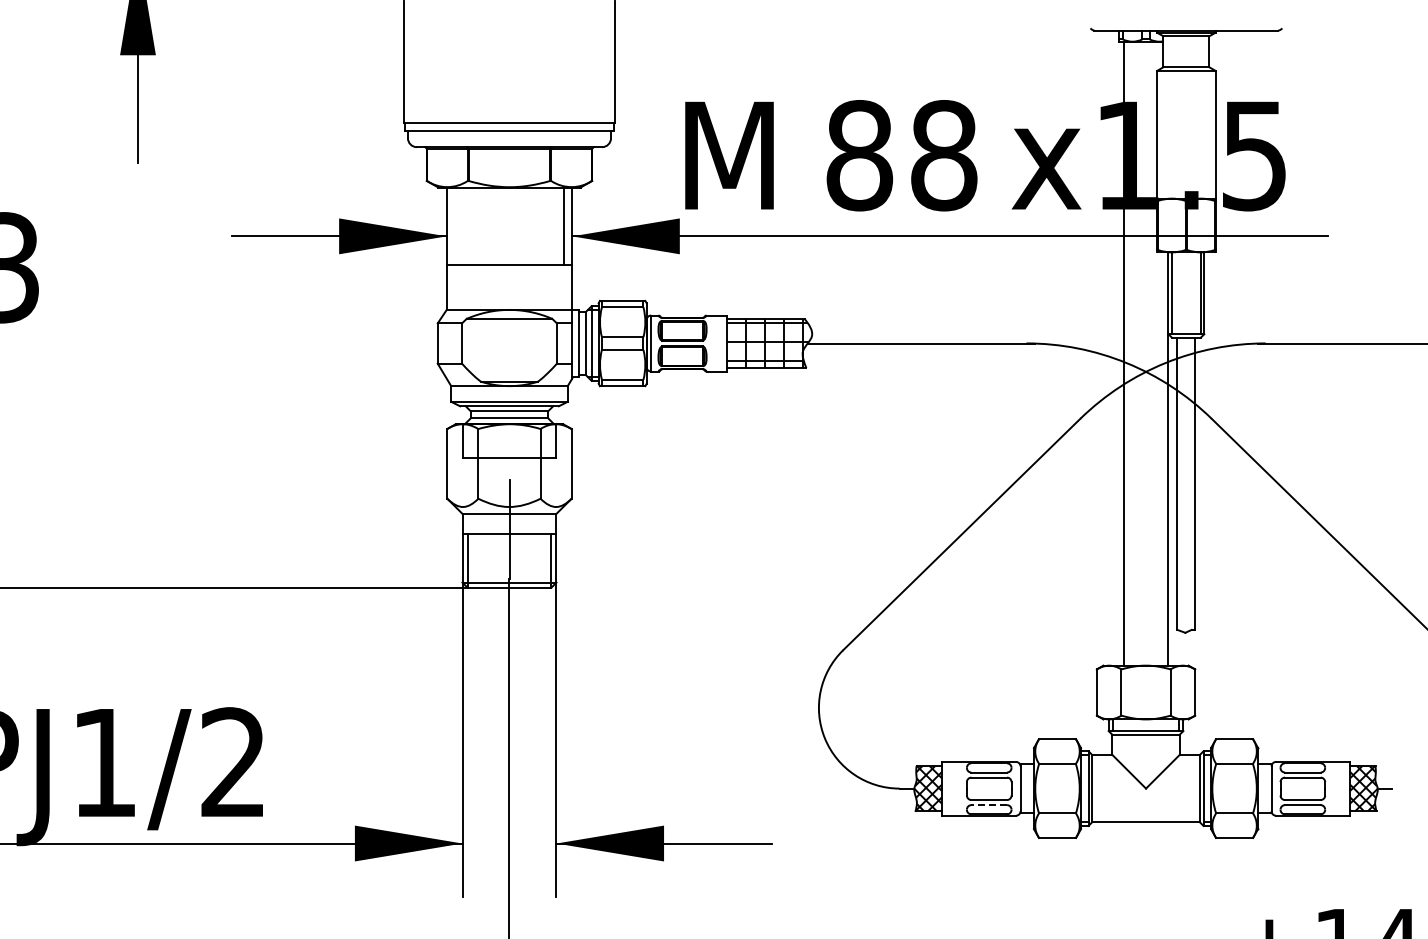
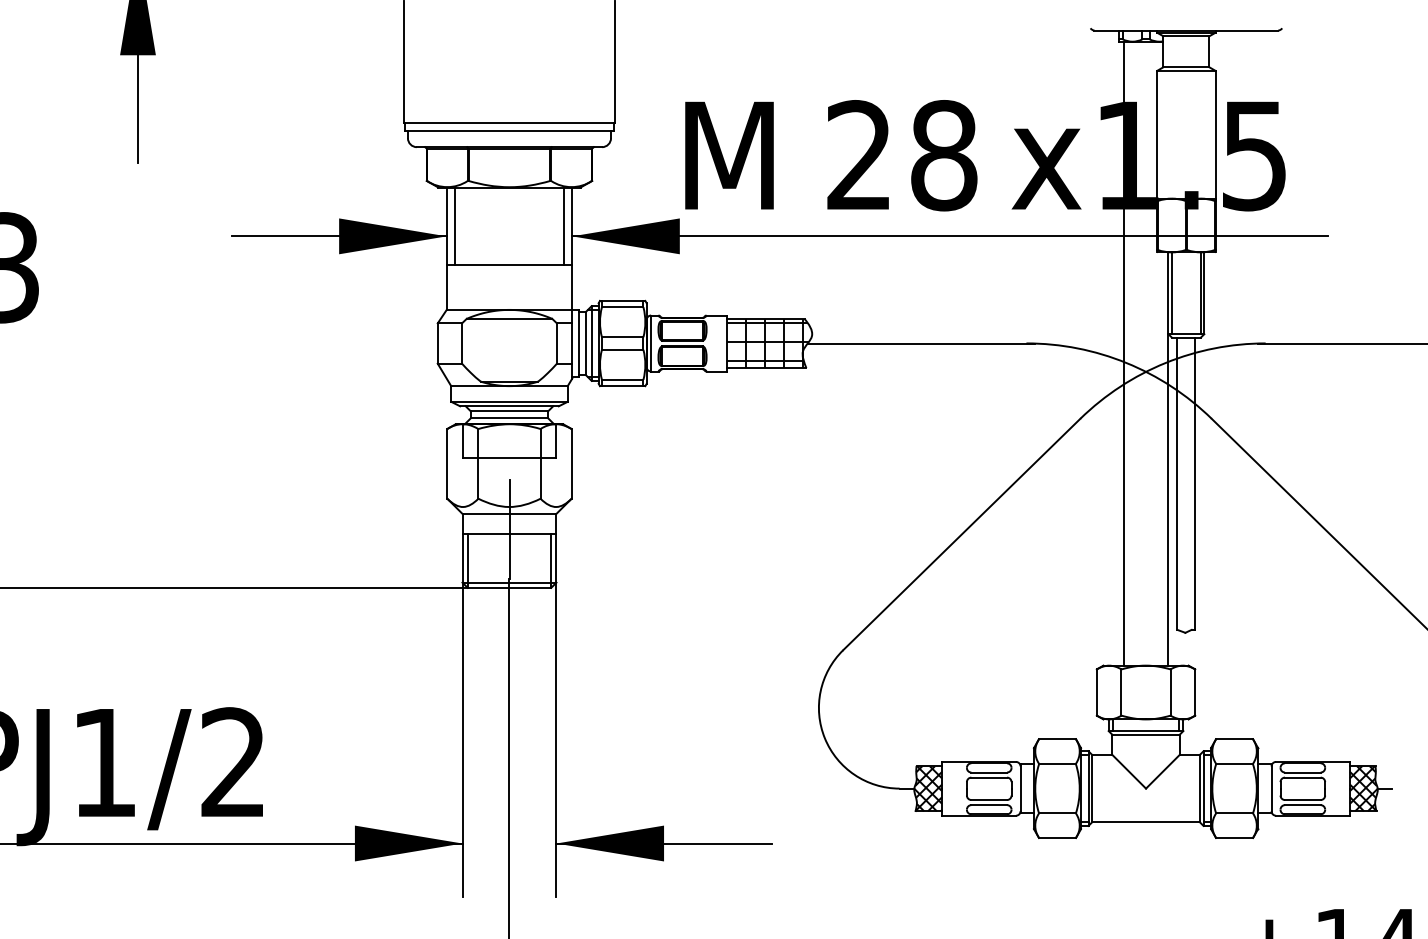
text: 88 -> 28 (859, 155)
line: none -> present (454, 226)
line: dashed -> solid (989, 805)
